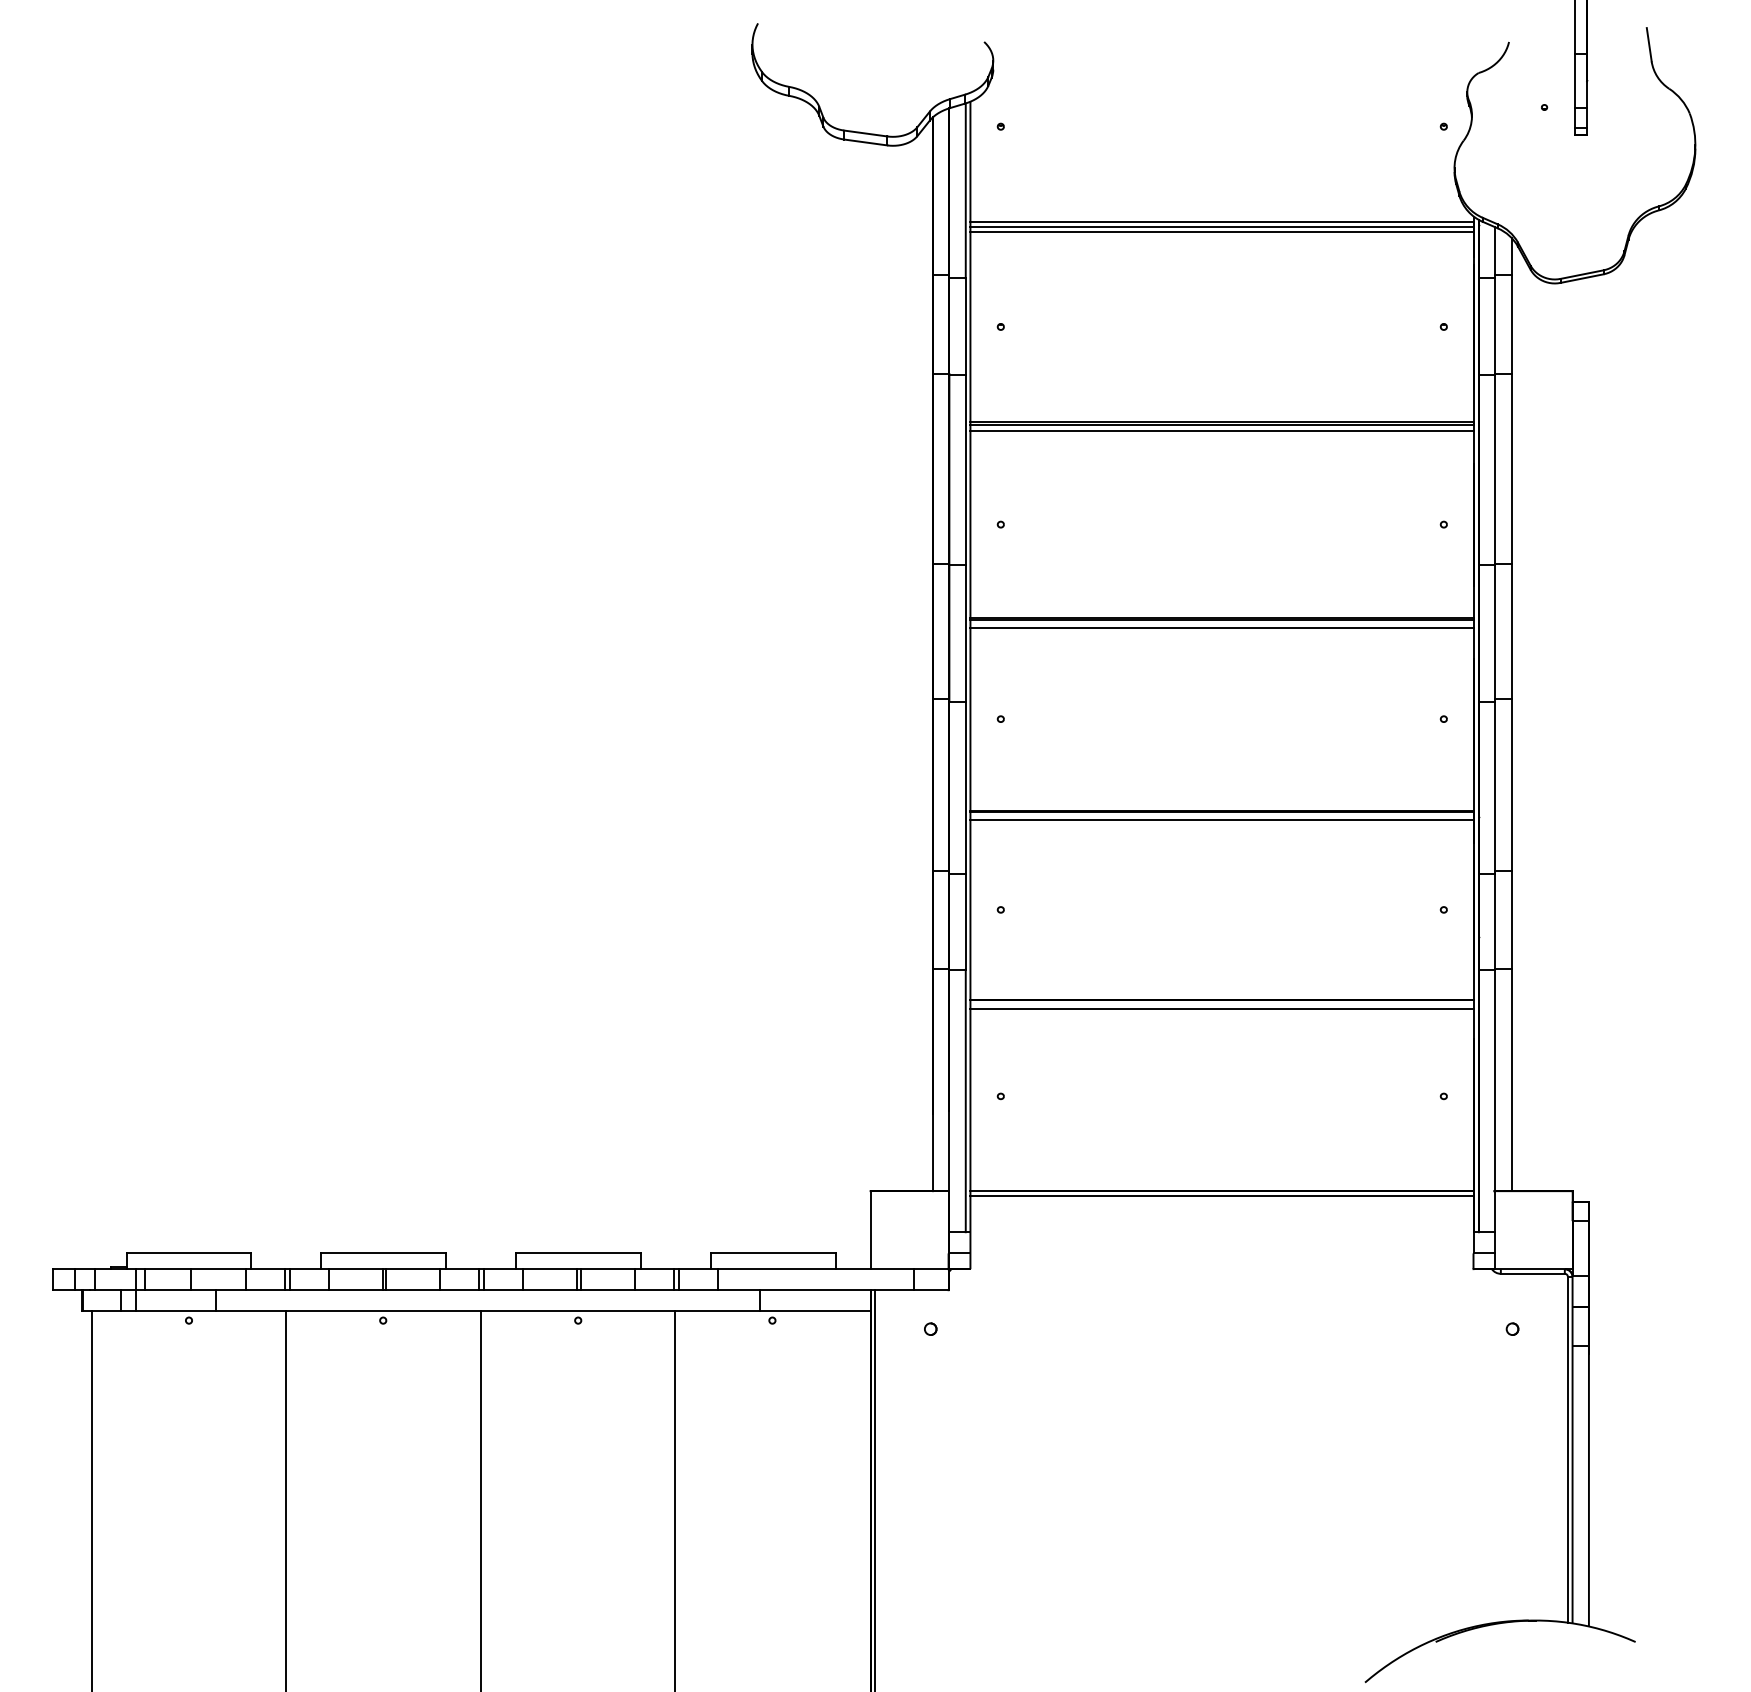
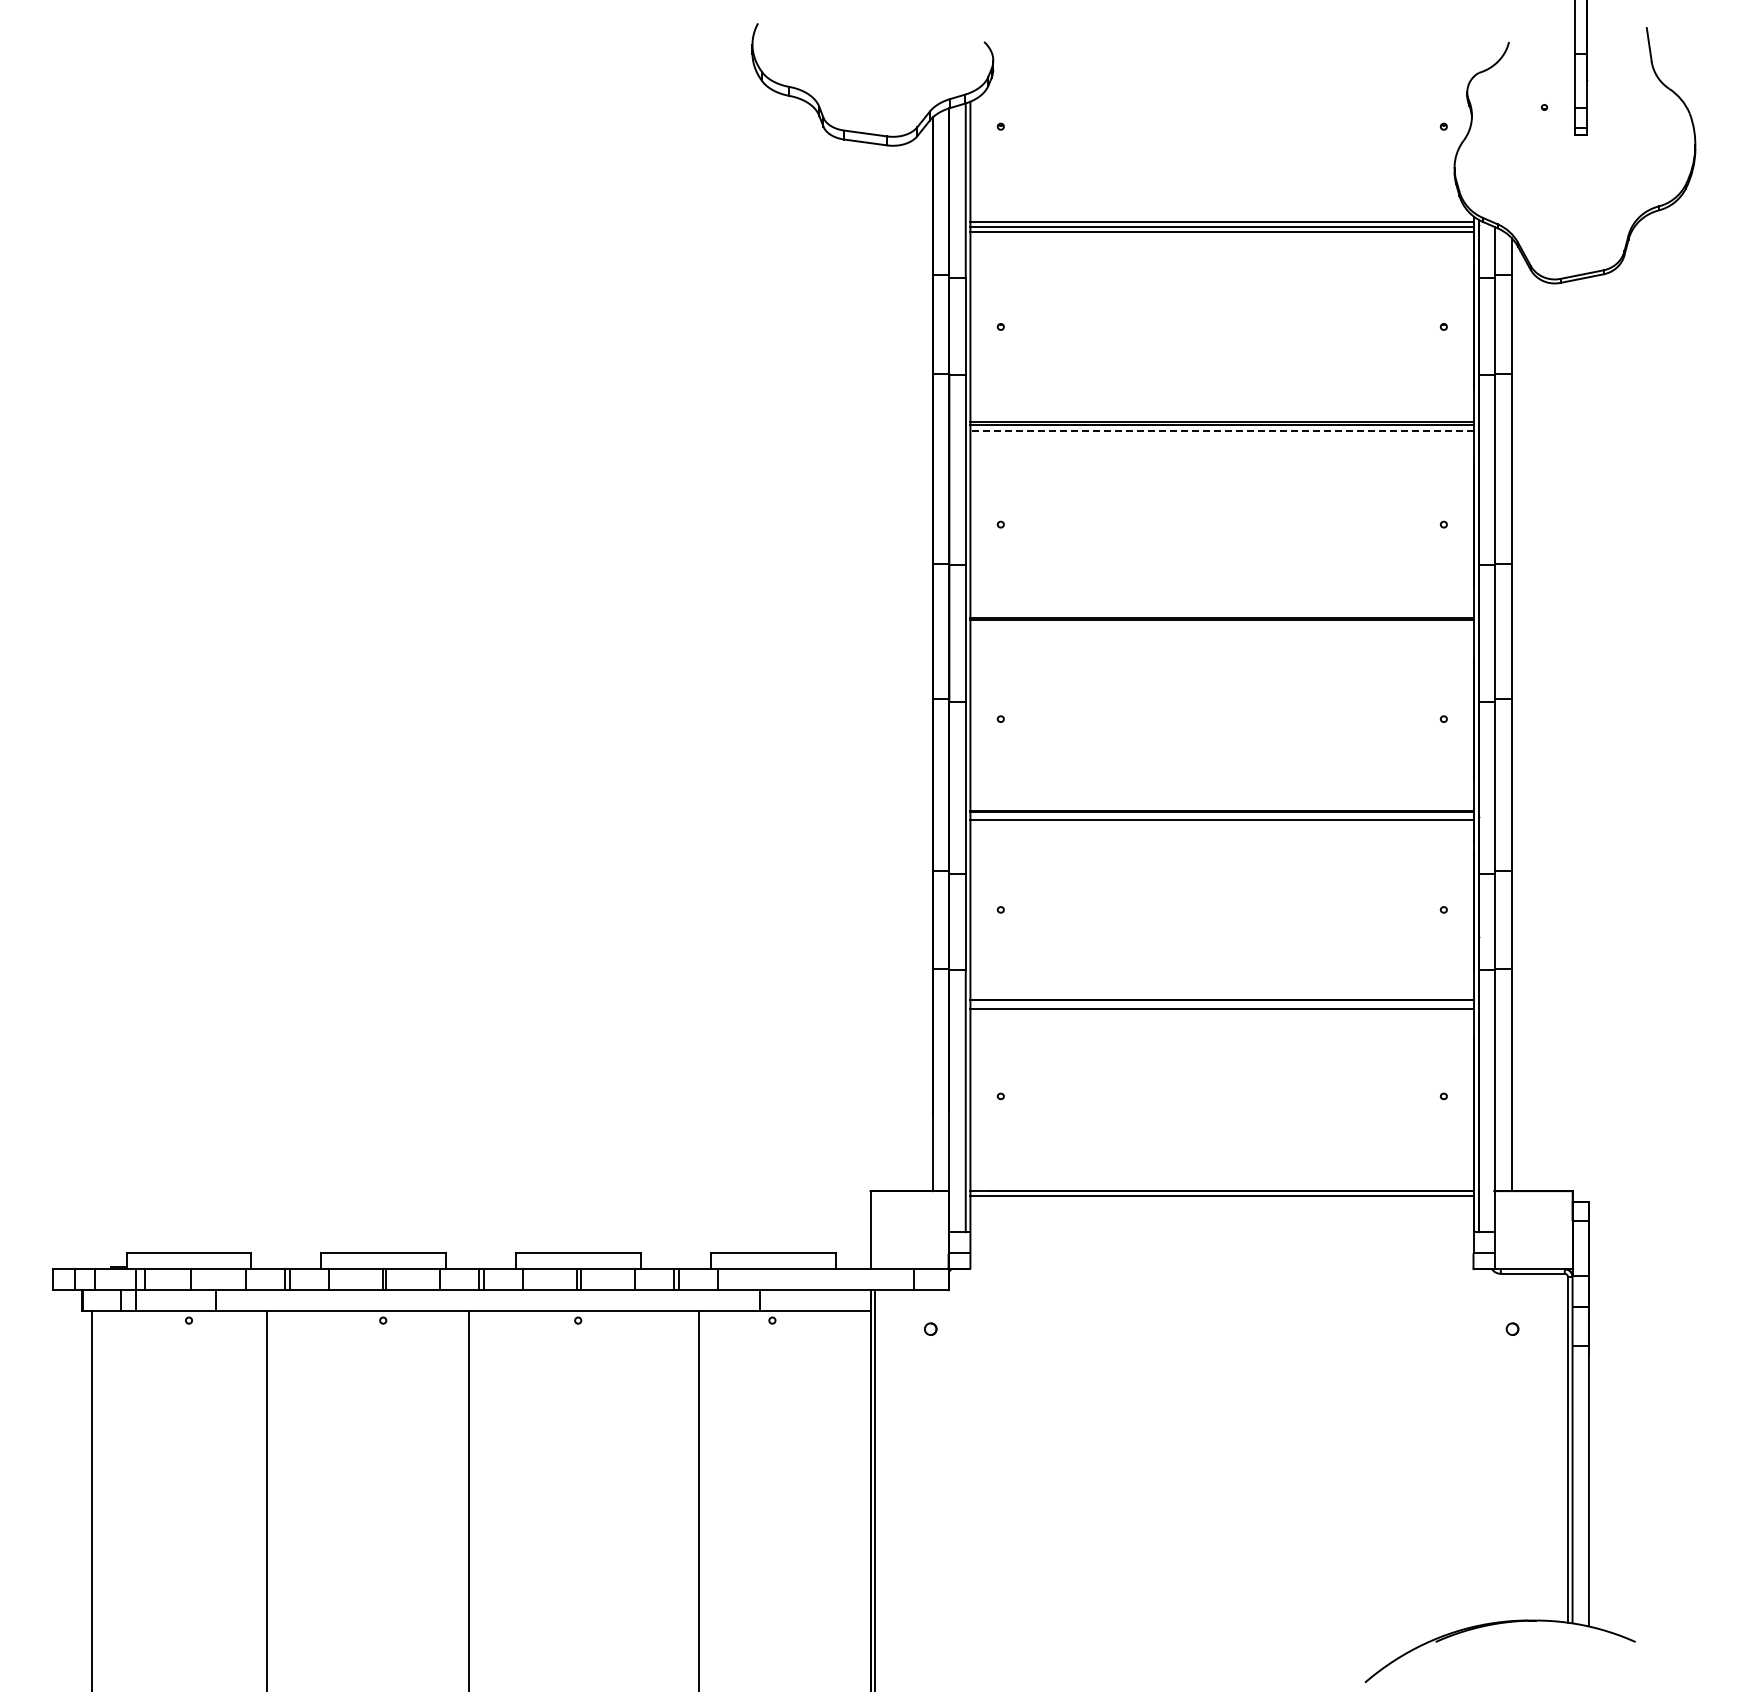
line: solid -> dashed (1222, 431)
line: present -> none (1222, 627)
line position: (285, 1499) -> (266, 1499) (266, 1499)
line position: (480, 1499) -> (468, 1499) (468, 1499)
line position: (674, 1499) -> (698, 1499) (698, 1499)
